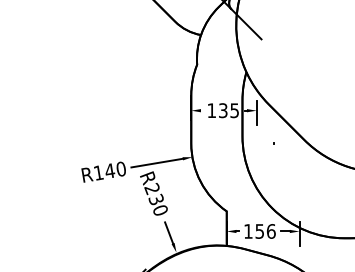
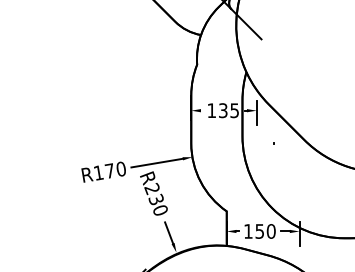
text: R140 -> R170 (109, 170)
text: 156 -> 150 (271, 231)
